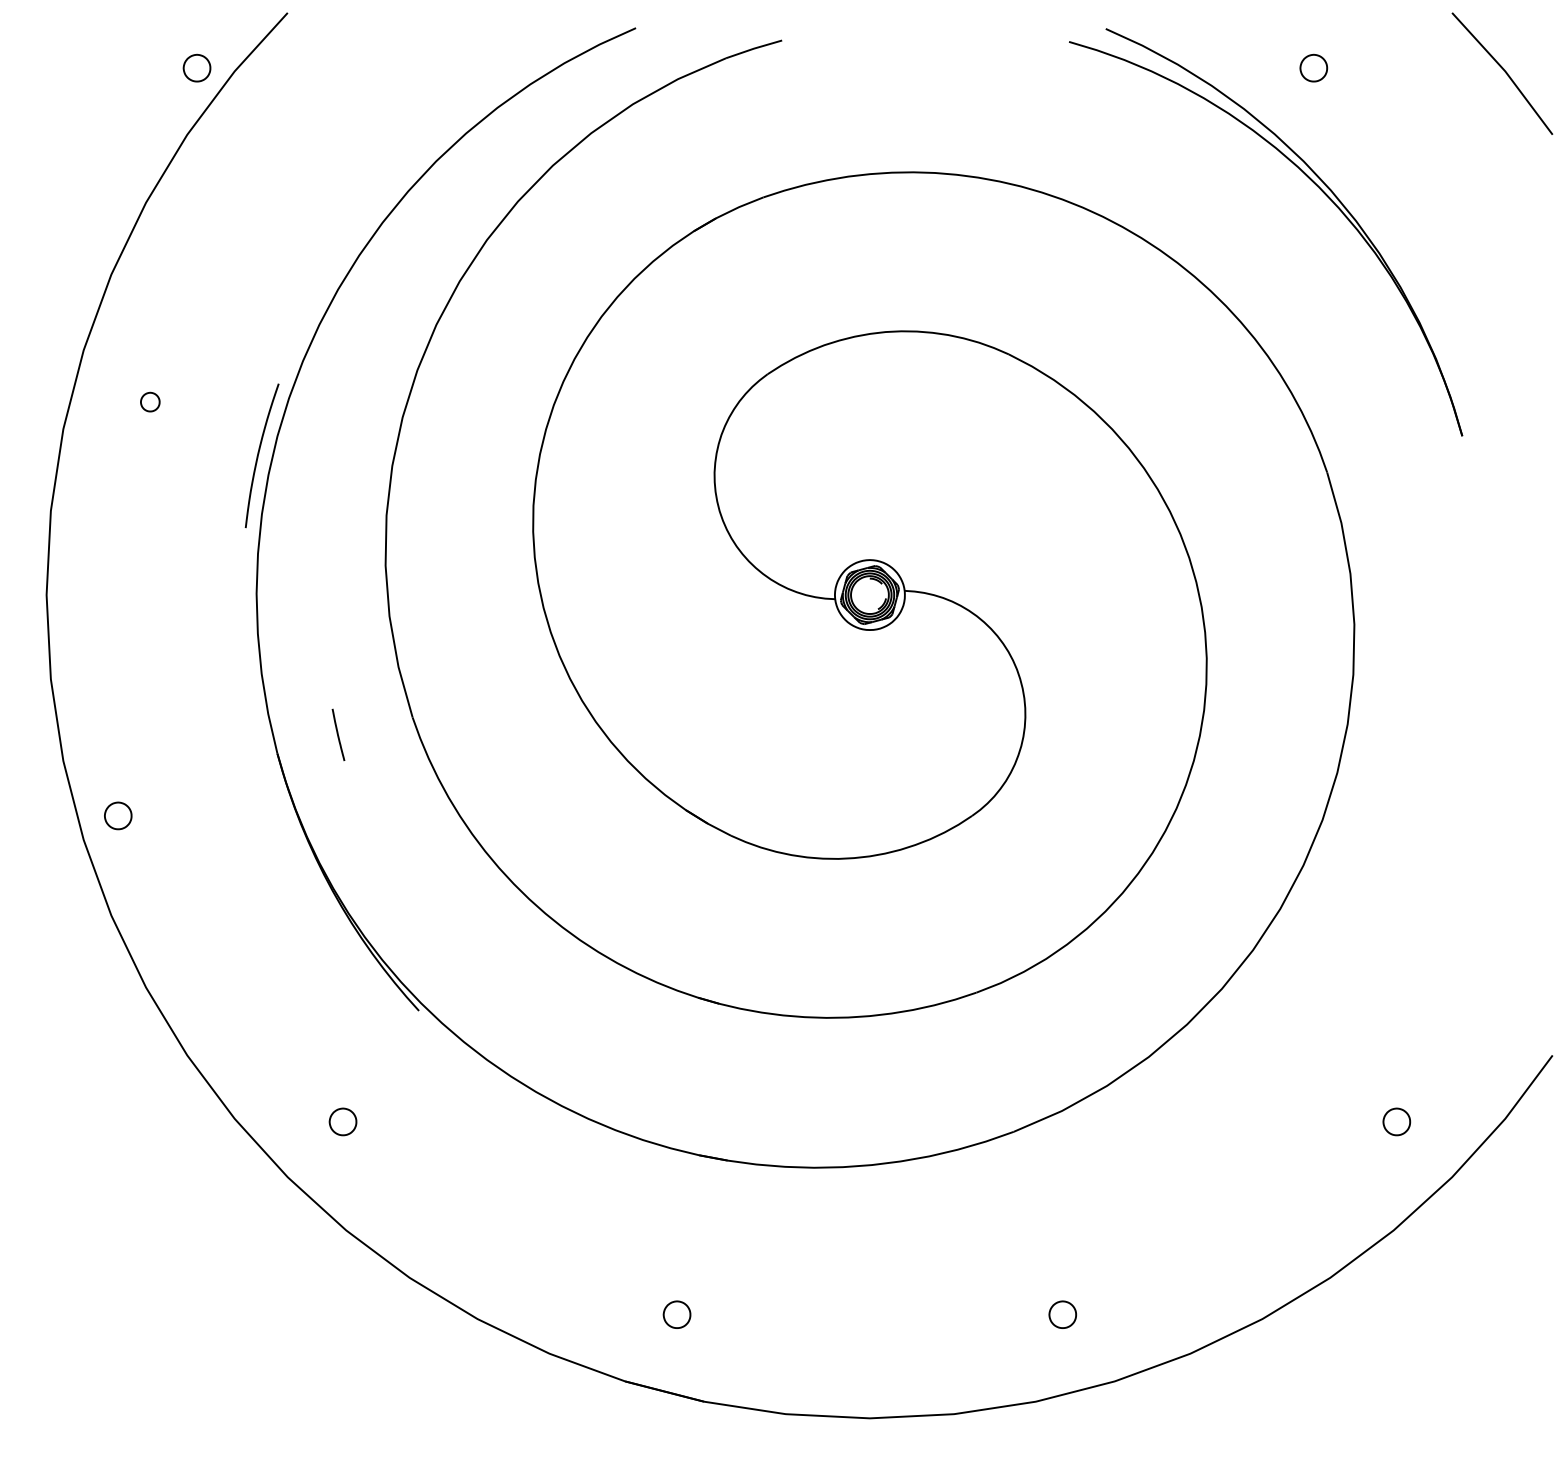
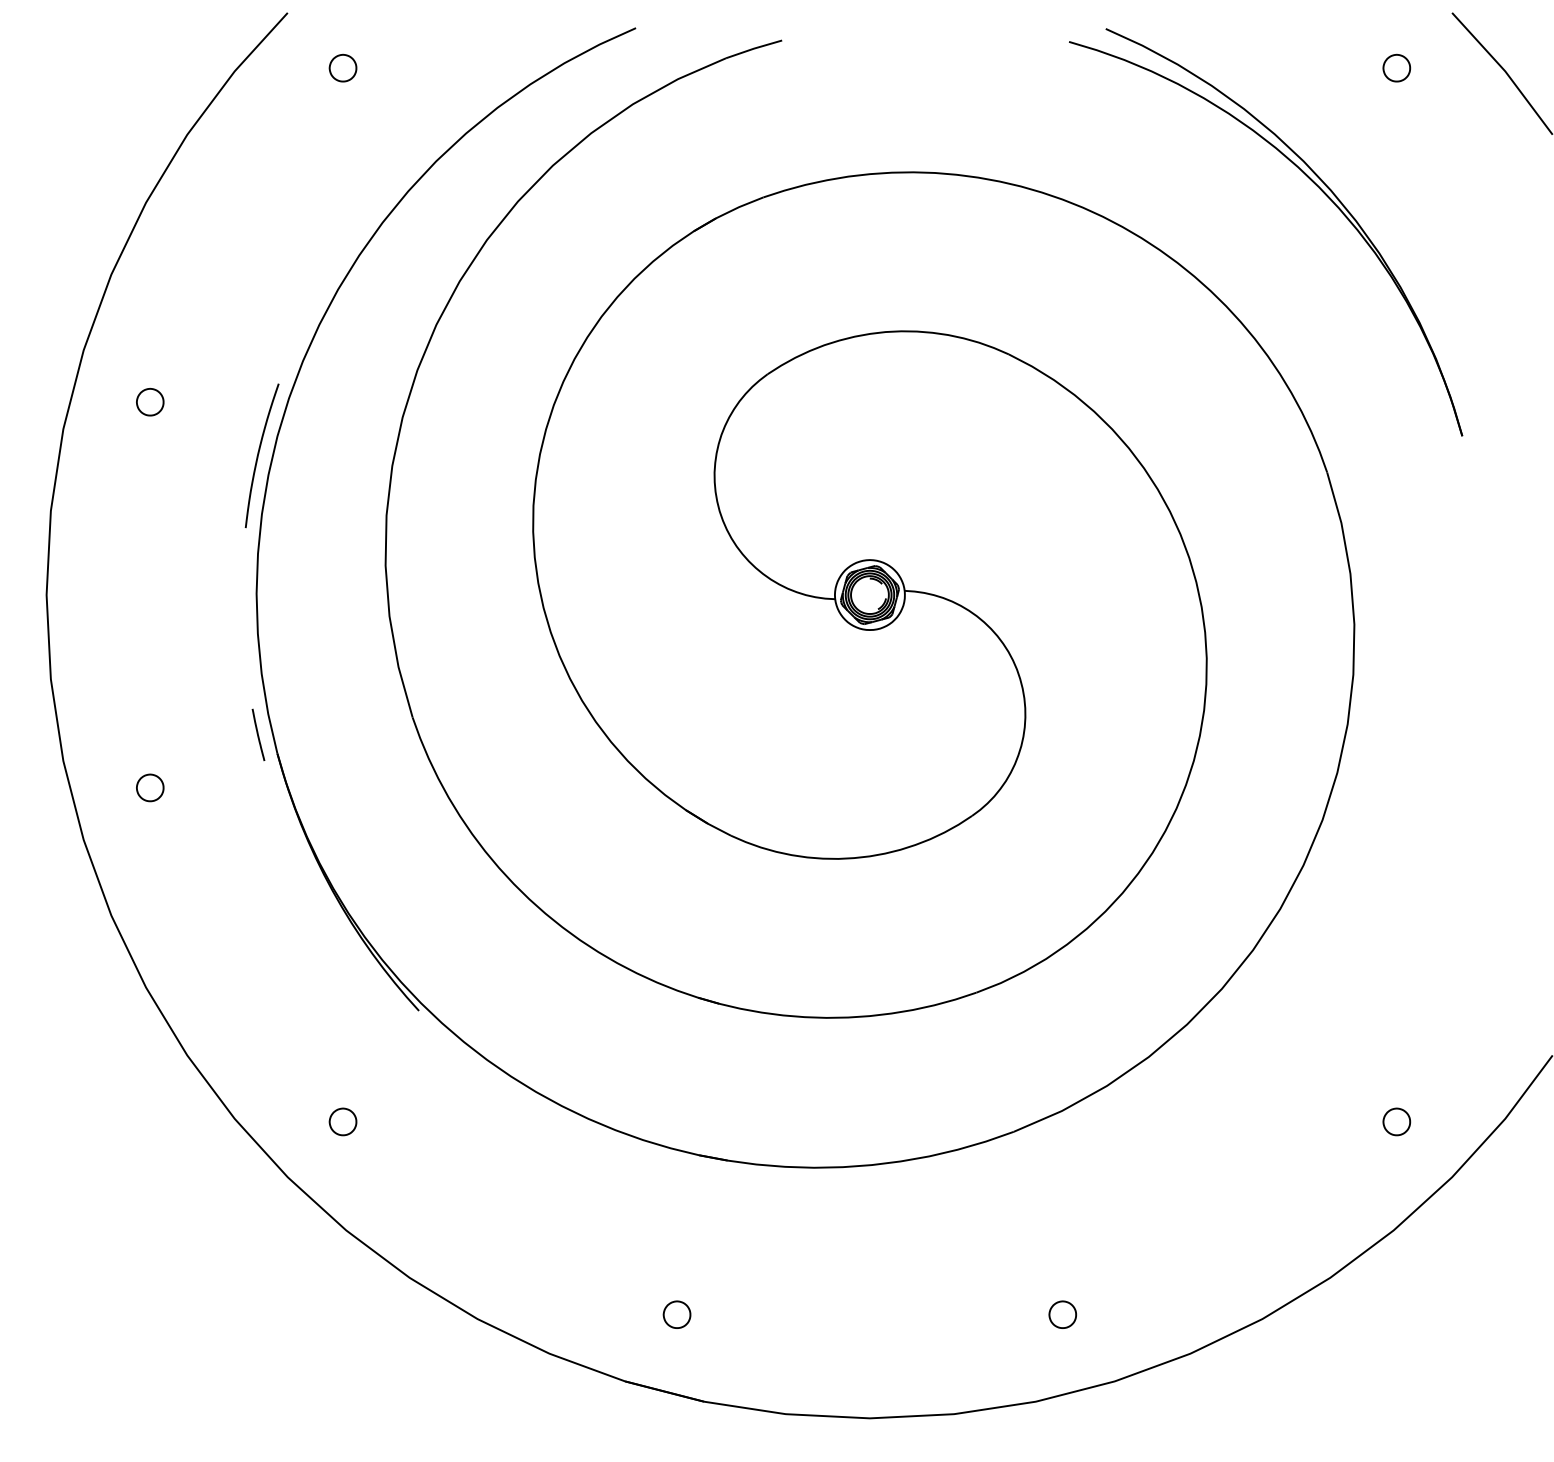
part position: (196, 67) -> (342, 67) (342, 67)
part position: (1313, 67) -> (1396, 67) (1396, 67)
part size: 21x22 px -> 29x30 px (150, 401)
line position: (338, 734) -> (258, 734) (258, 734)
part position: (118, 815) -> (150, 787) (150, 787)
